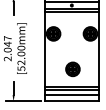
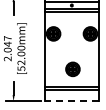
line: present -> none (71, 95)
line: solid -> dashed (71, 101)
